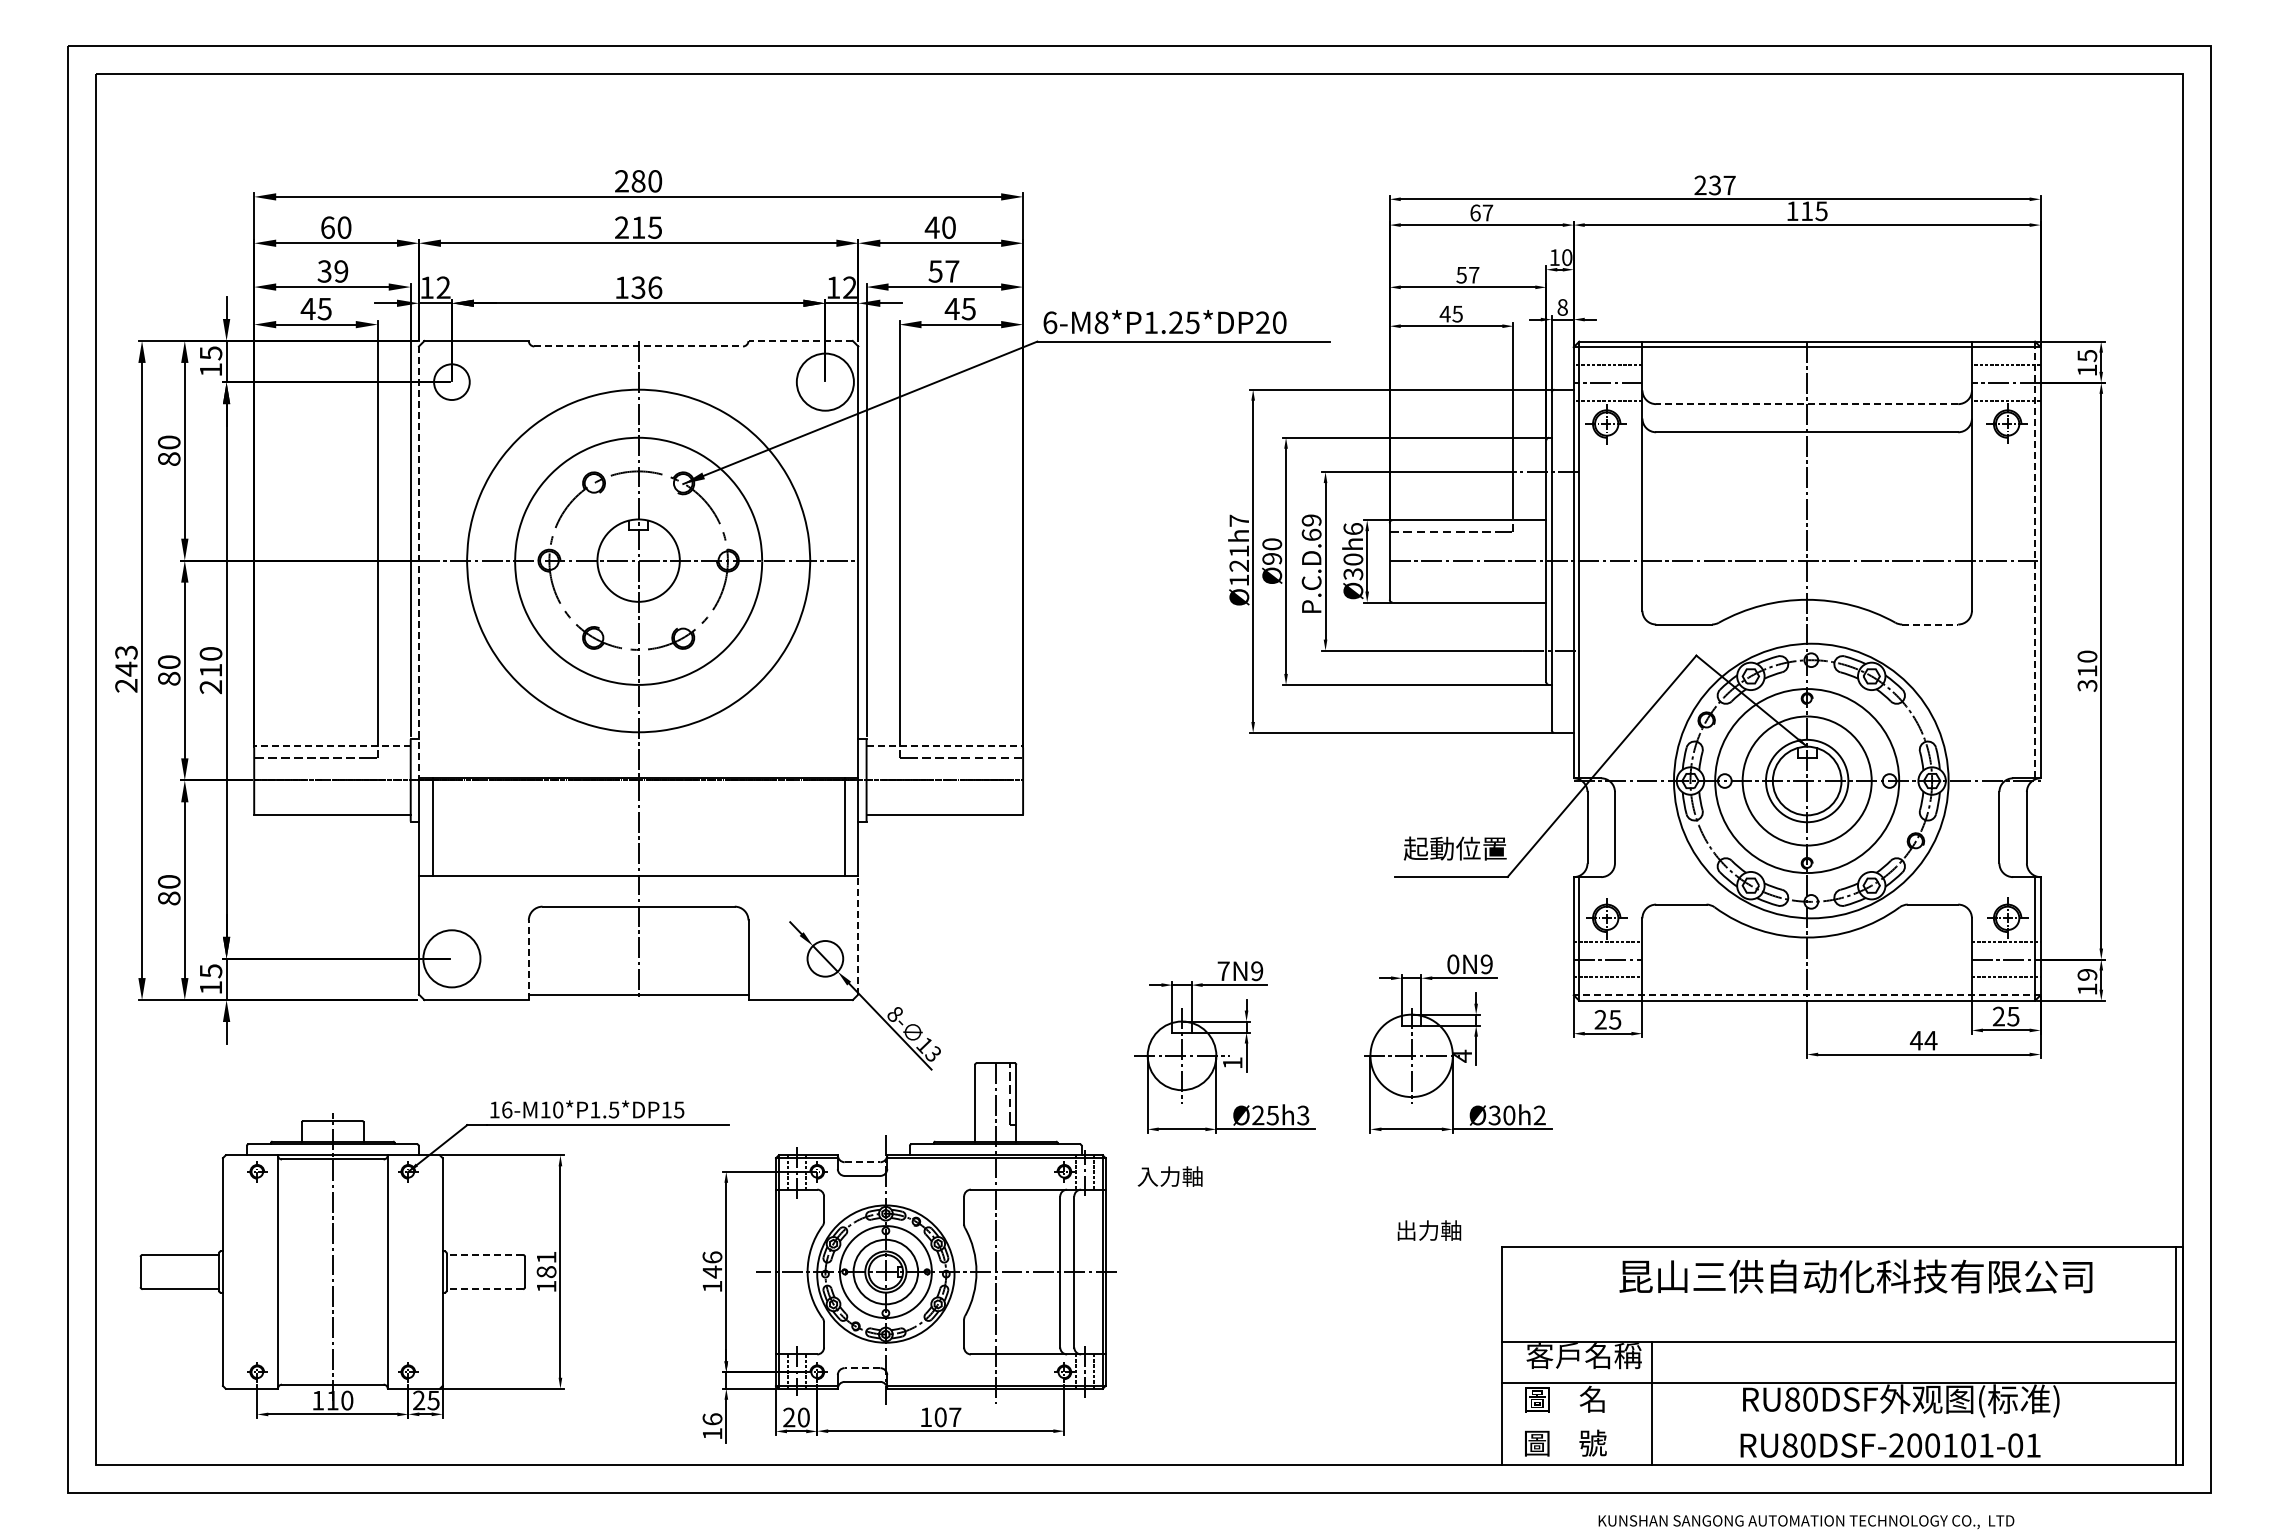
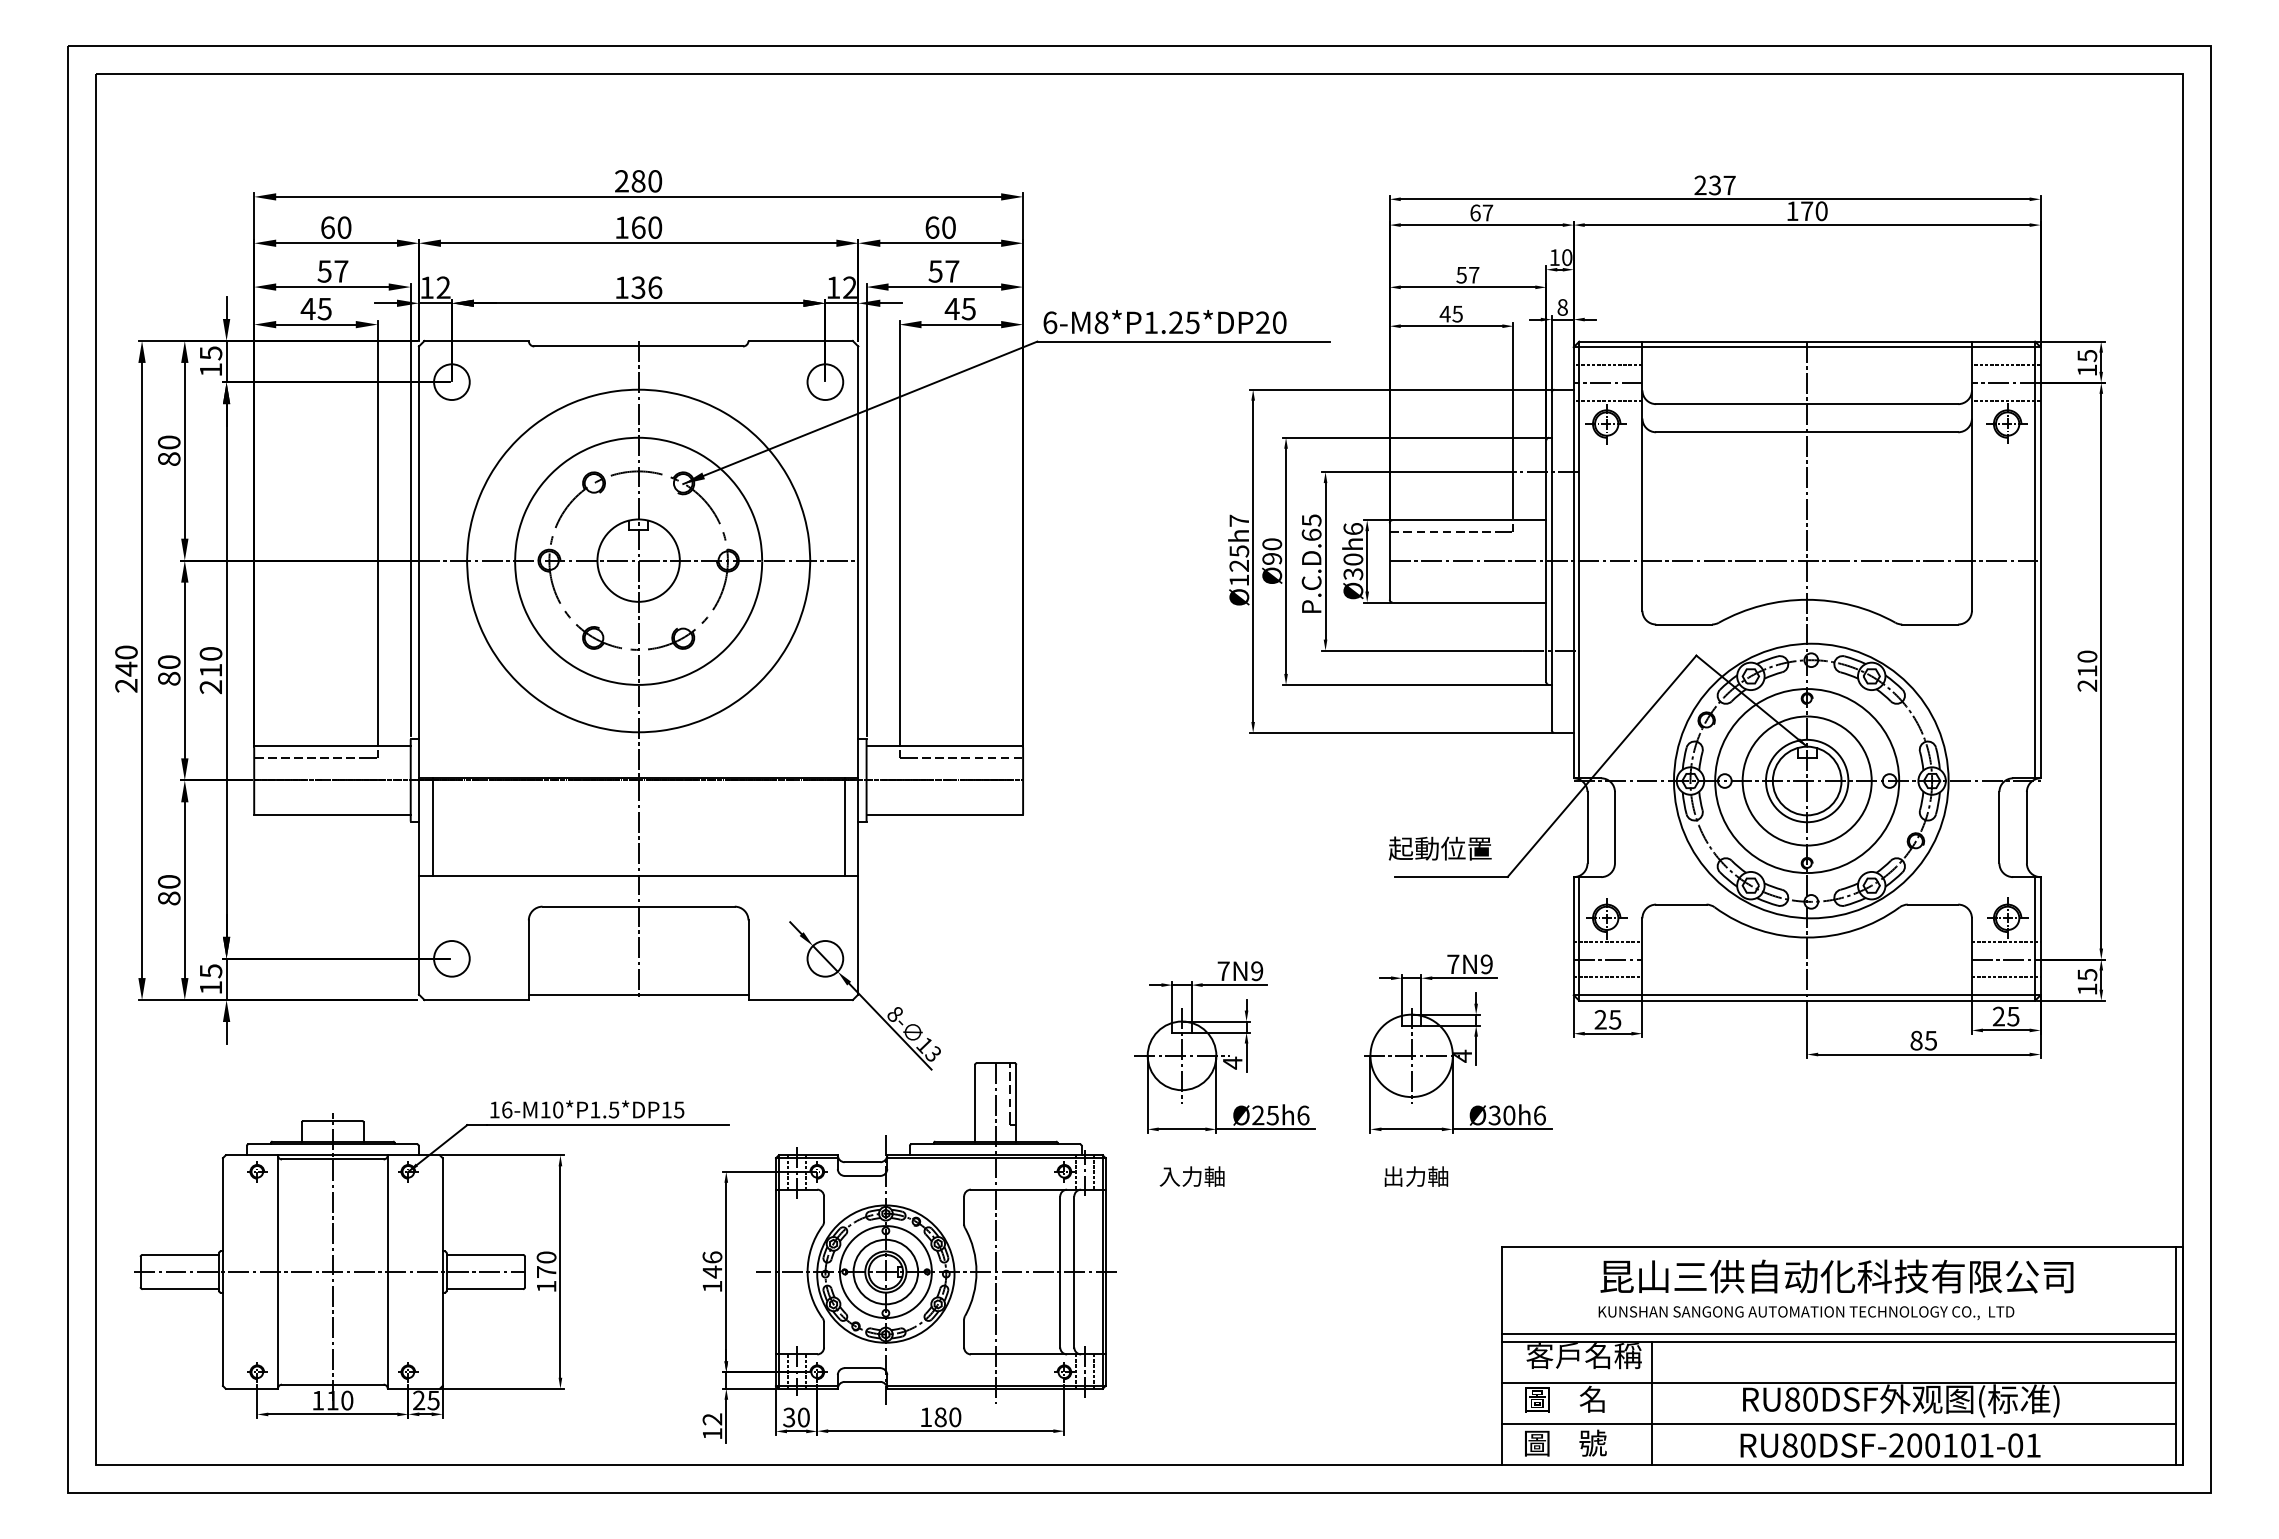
text: 115 -> 170 (1814, 210)
text: 215 -> 160 (638, 227)
text: 40 -> 60 (931, 227)
text: 39 -> 57 (333, 271)
line: dashed -> solid (800, 340)
line: dashed -> solid (639, 346)
circle diameter: 57 px -> 36 px (825, 382)
line: dashed -> solid (1806, 404)
text: P.C.D.69 -> P.C.D.65 (1311, 520)
text: Ø121h7 -> Ø125h7 (1239, 551)
line: dashed -> solid (2035, 560)
line: dashed -> solid (418, 562)
line: dashed -> solid (1930, 624)
text: 243 -> 240 (126, 652)
text: 310 -> 210 (2087, 685)
line: dashed -> solid (331, 746)
line: dashed -> solid (945, 746)
text position: (1454, 848) -> (1439, 848) (1439, 848)
line: dashed -> solid (858, 935)
circle diameter: 57 px -> 36 px (451, 958)
line: dashed -> solid (528, 960)
text: 0N9 -> 7N9 (1453, 964)
text: 19 -> 15 (2087, 975)
line: dashed -> solid (1806, 995)
text: 44 -> 85 (1923, 1040)
text: 1 -> 4 (1232, 1062)
text: Ø25h3 -> Ø25h6 (1303, 1115)
text: Ø30h2 -> Ø30h6 (1539, 1115)
line: dashed -> solid (862, 1162)
text position: (1169, 1176) -> (1191, 1176) (1191, 1176)
text position: (1429, 1230) -> (1416, 1176) (1416, 1176)
line: dashed -> solid (484, 1254)
text: 181 -> 170 (546, 1264)
line: none -> present (329, 1272)
text position: (1855, 1276) -> (1836, 1276) (1836, 1276)
line: dashed -> solid (484, 1289)
line: none -> present (1838, 1334)
line: dashed -> solid (862, 1368)
text: 20 -> 30 (789, 1417)
text: 107 -> 180 (947, 1417)
text: 16 -> 12 (712, 1419)
line: none -> present (1838, 1424)
text position: (1806, 1522) -> (1806, 1313) (1806, 1313)
